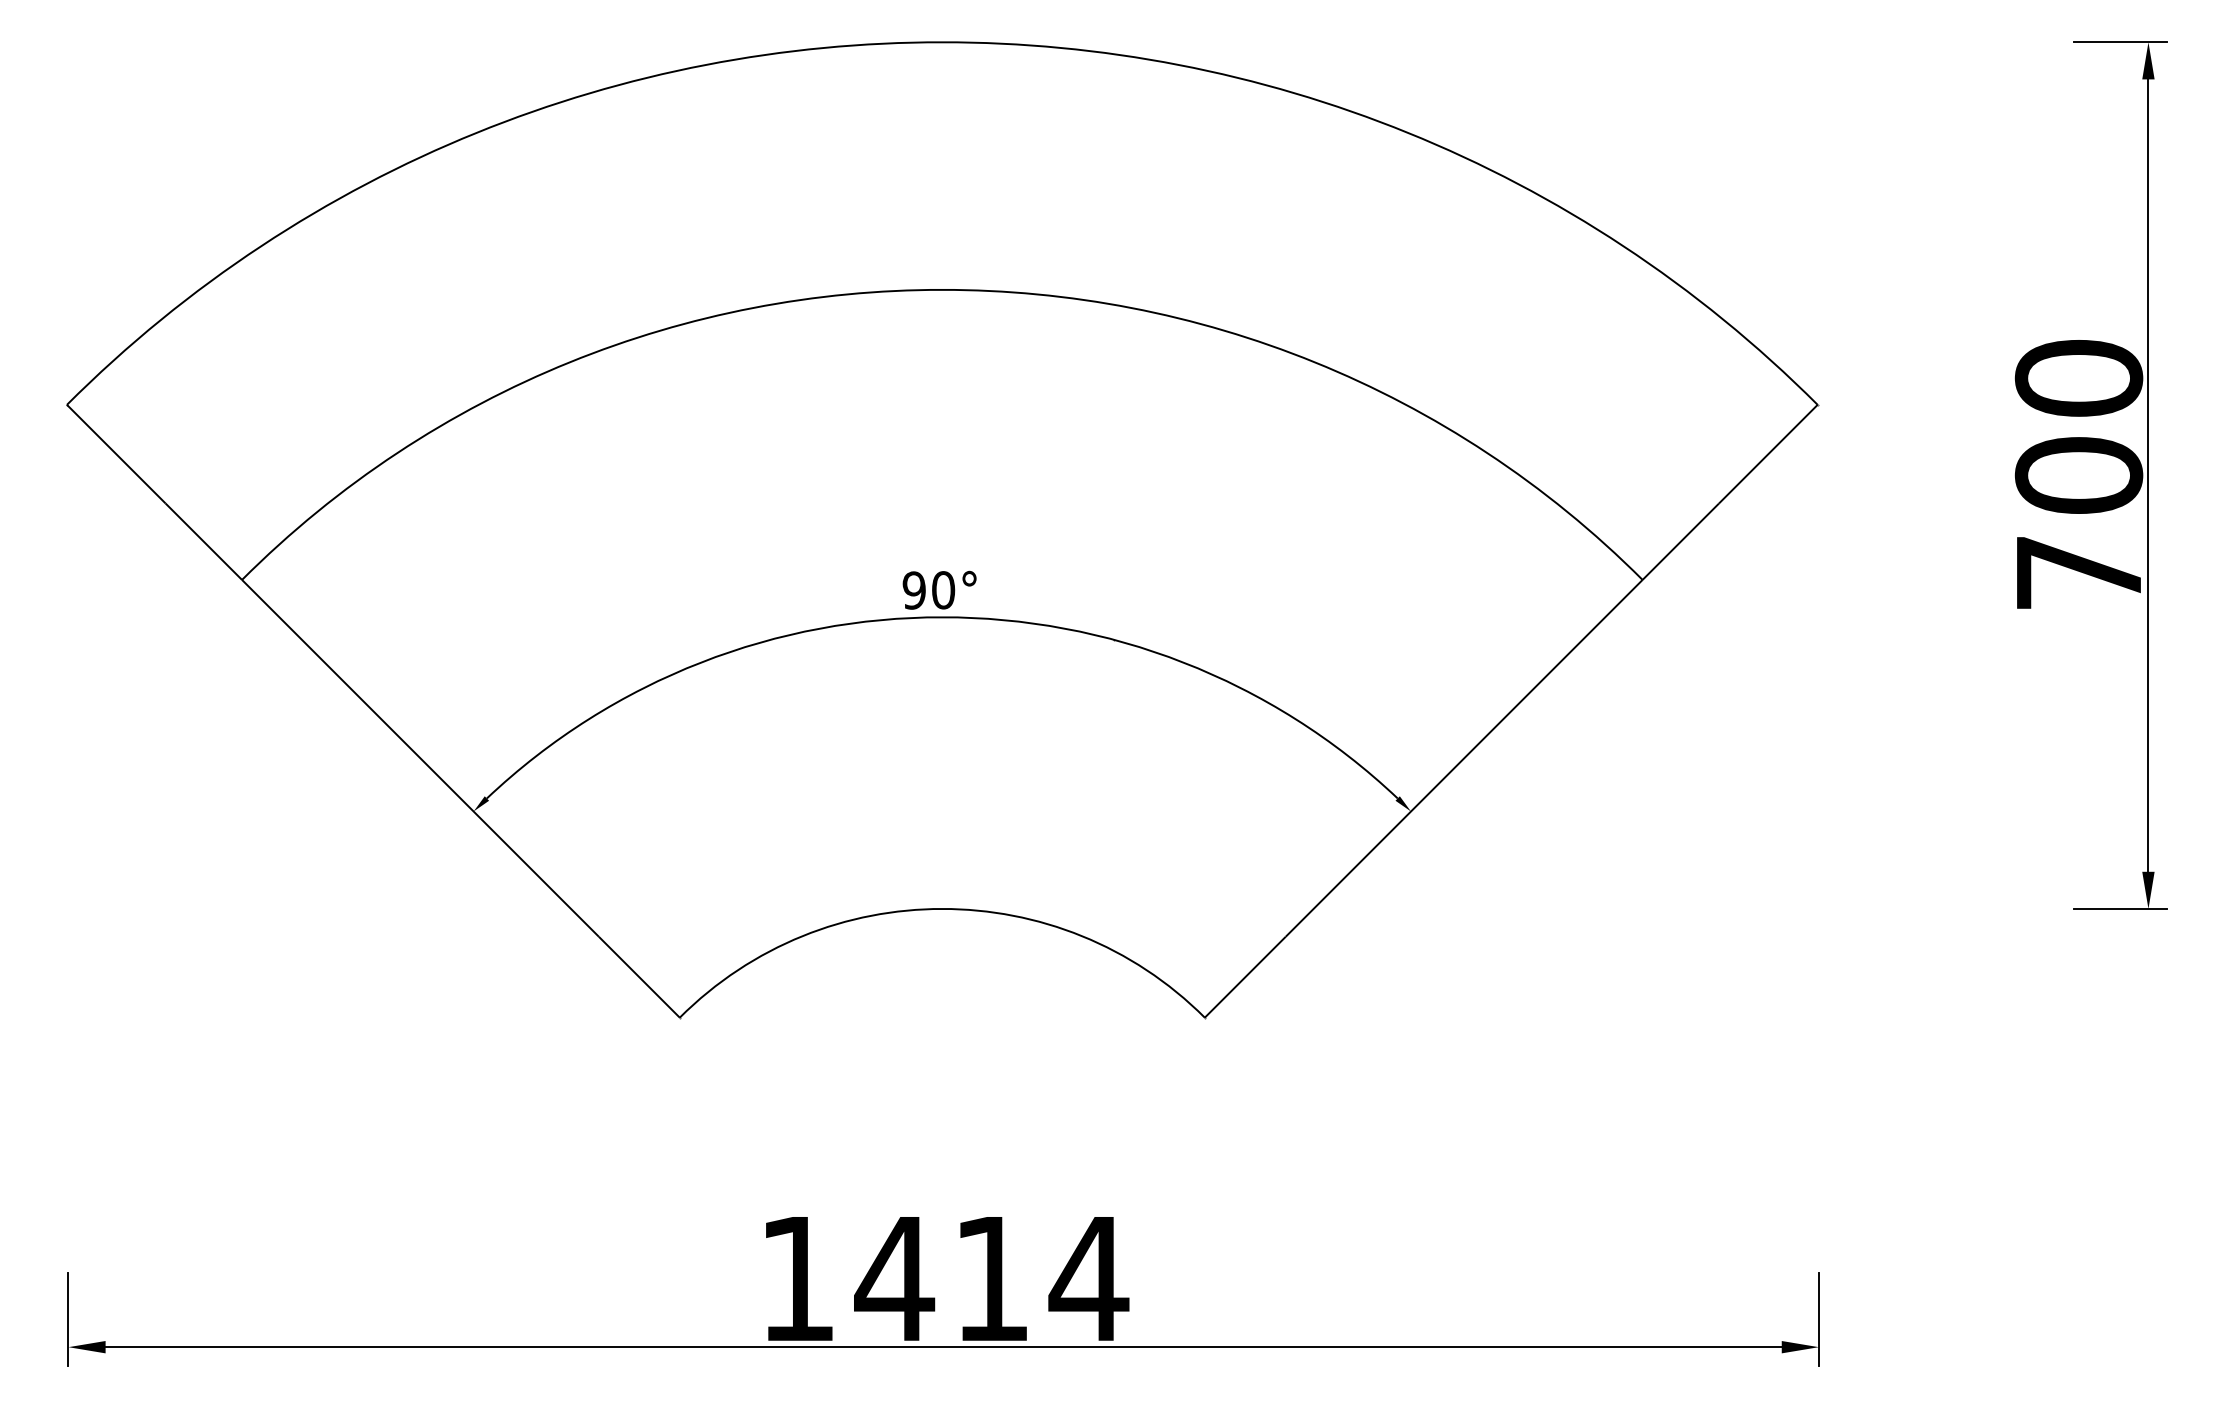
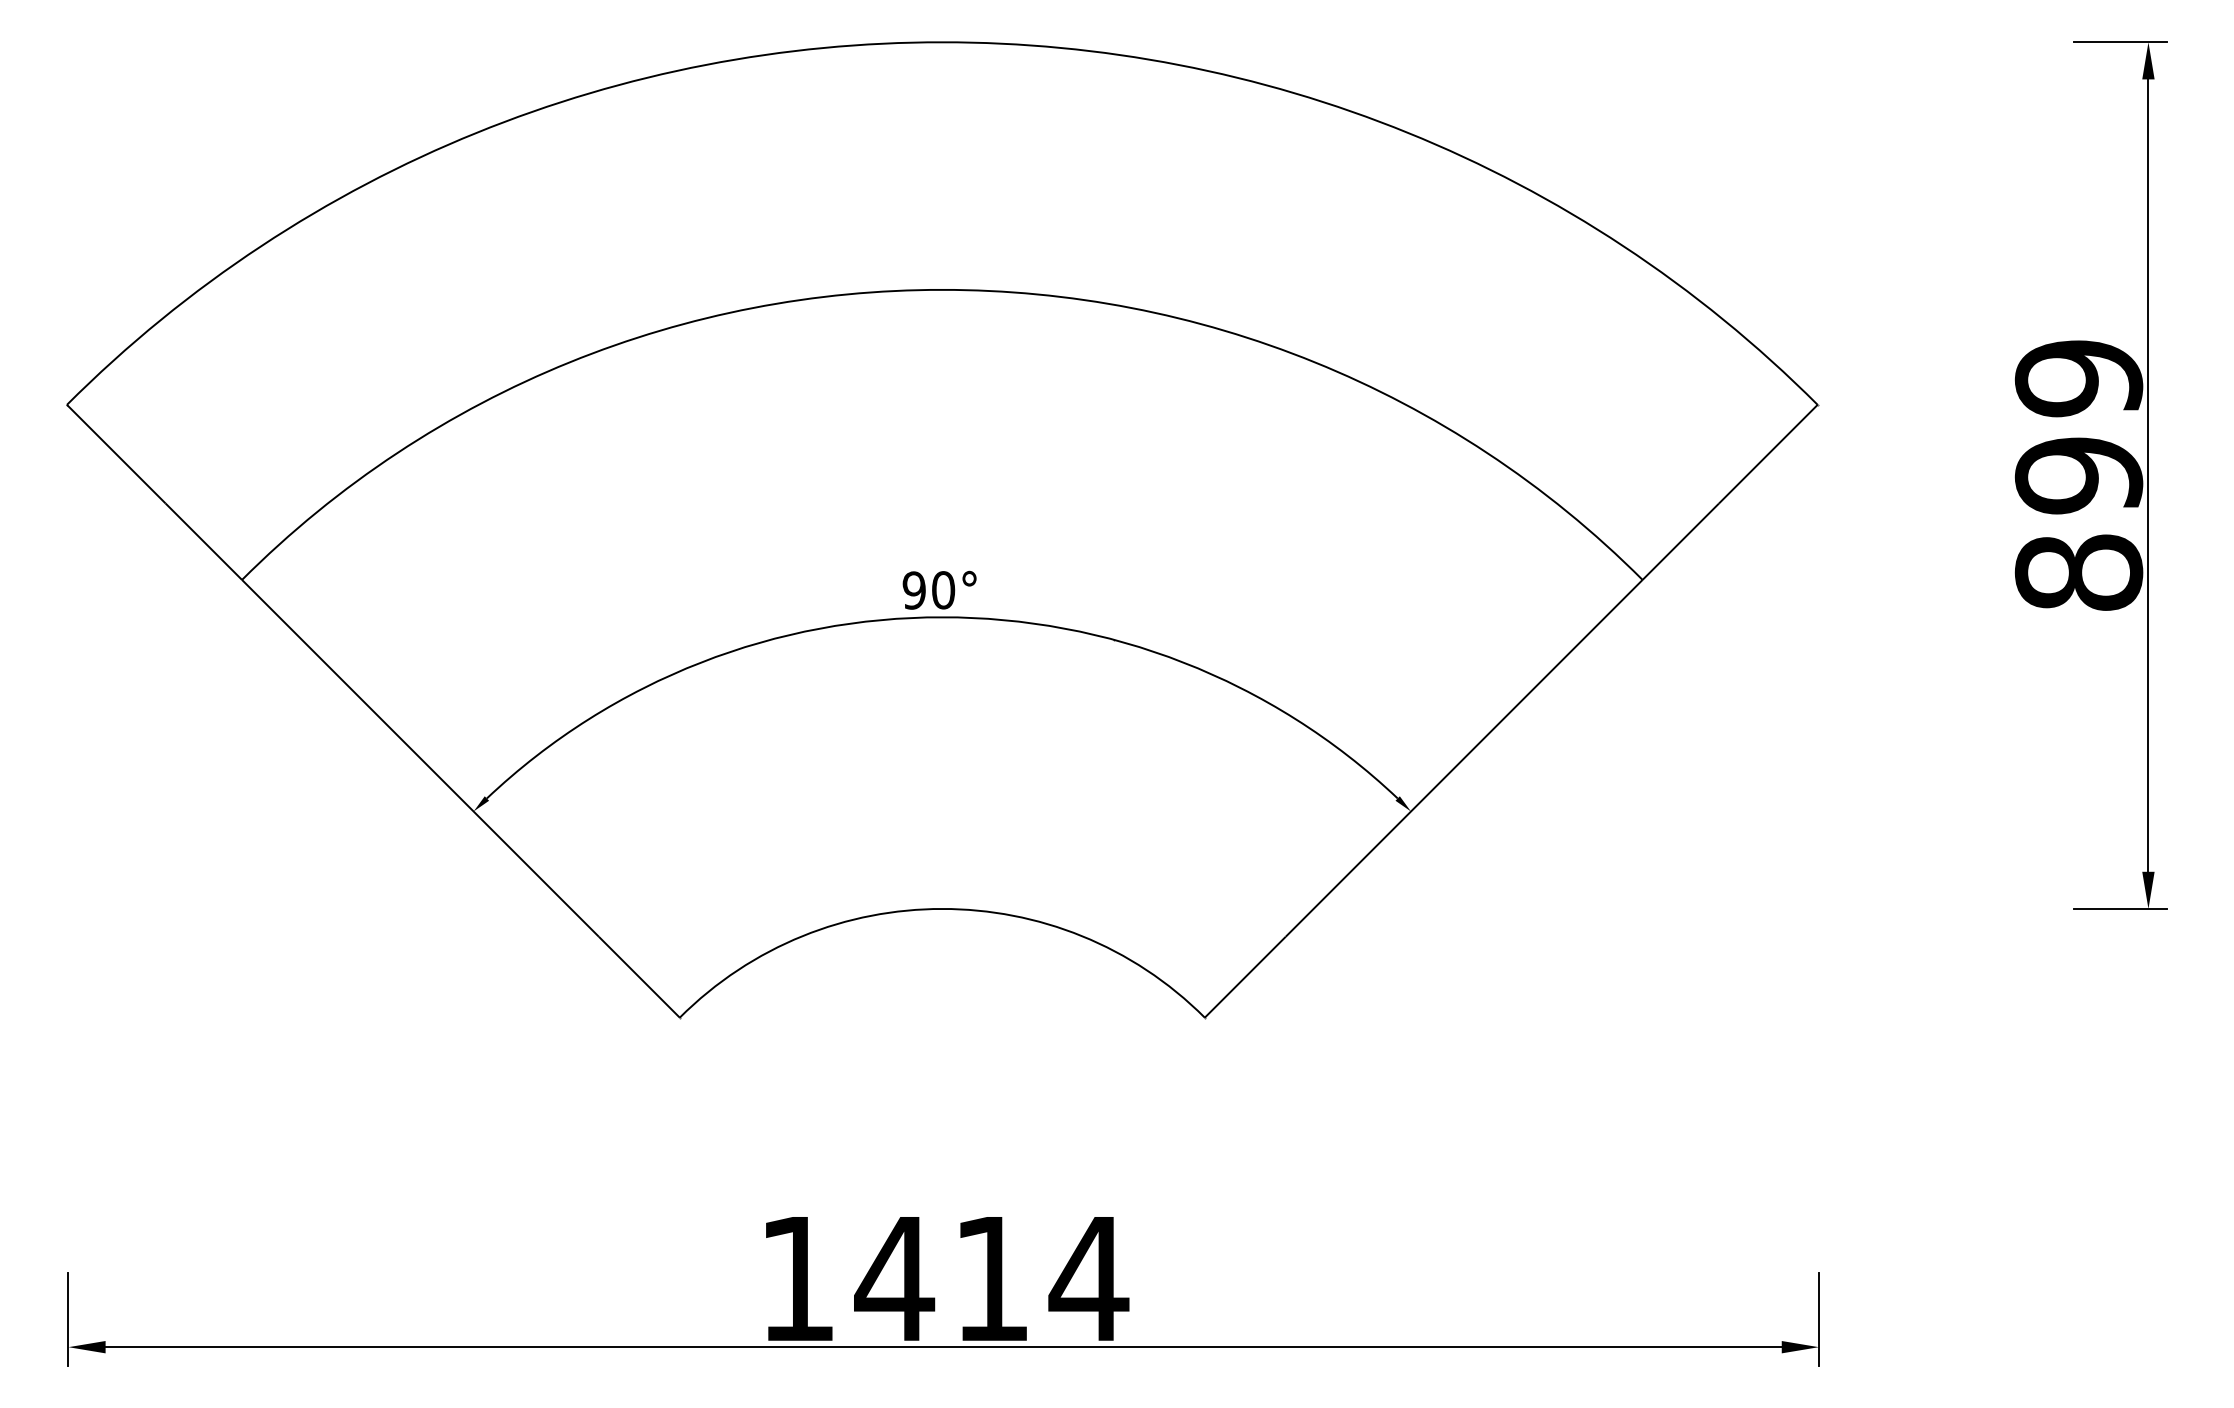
text: 700 -> 899 (2078, 475)
